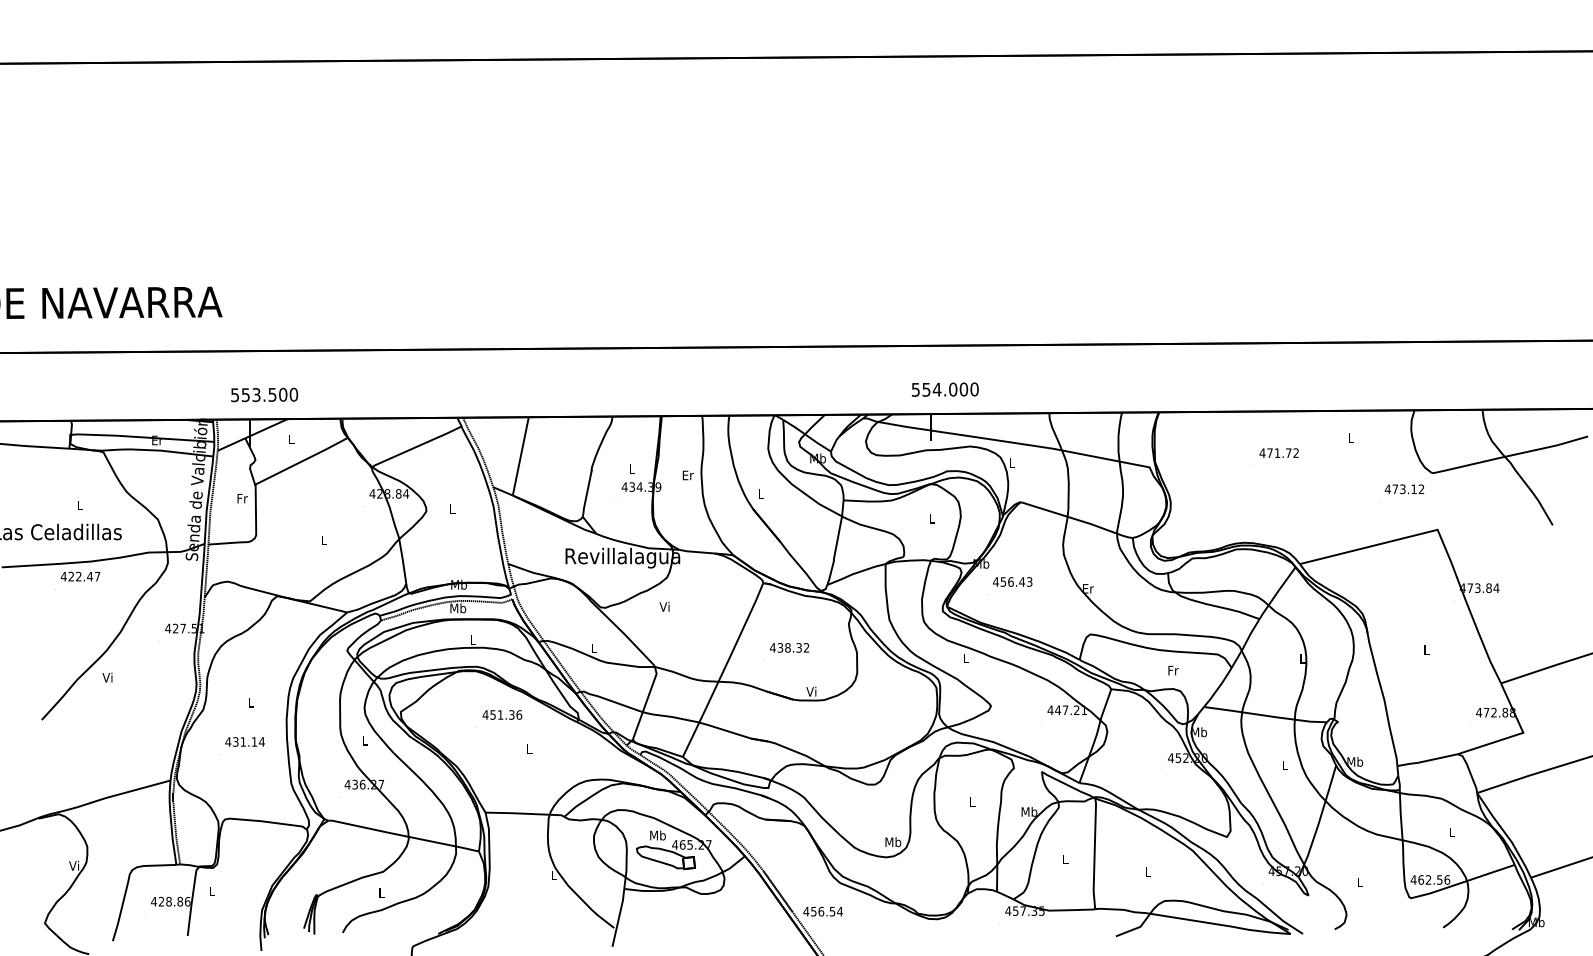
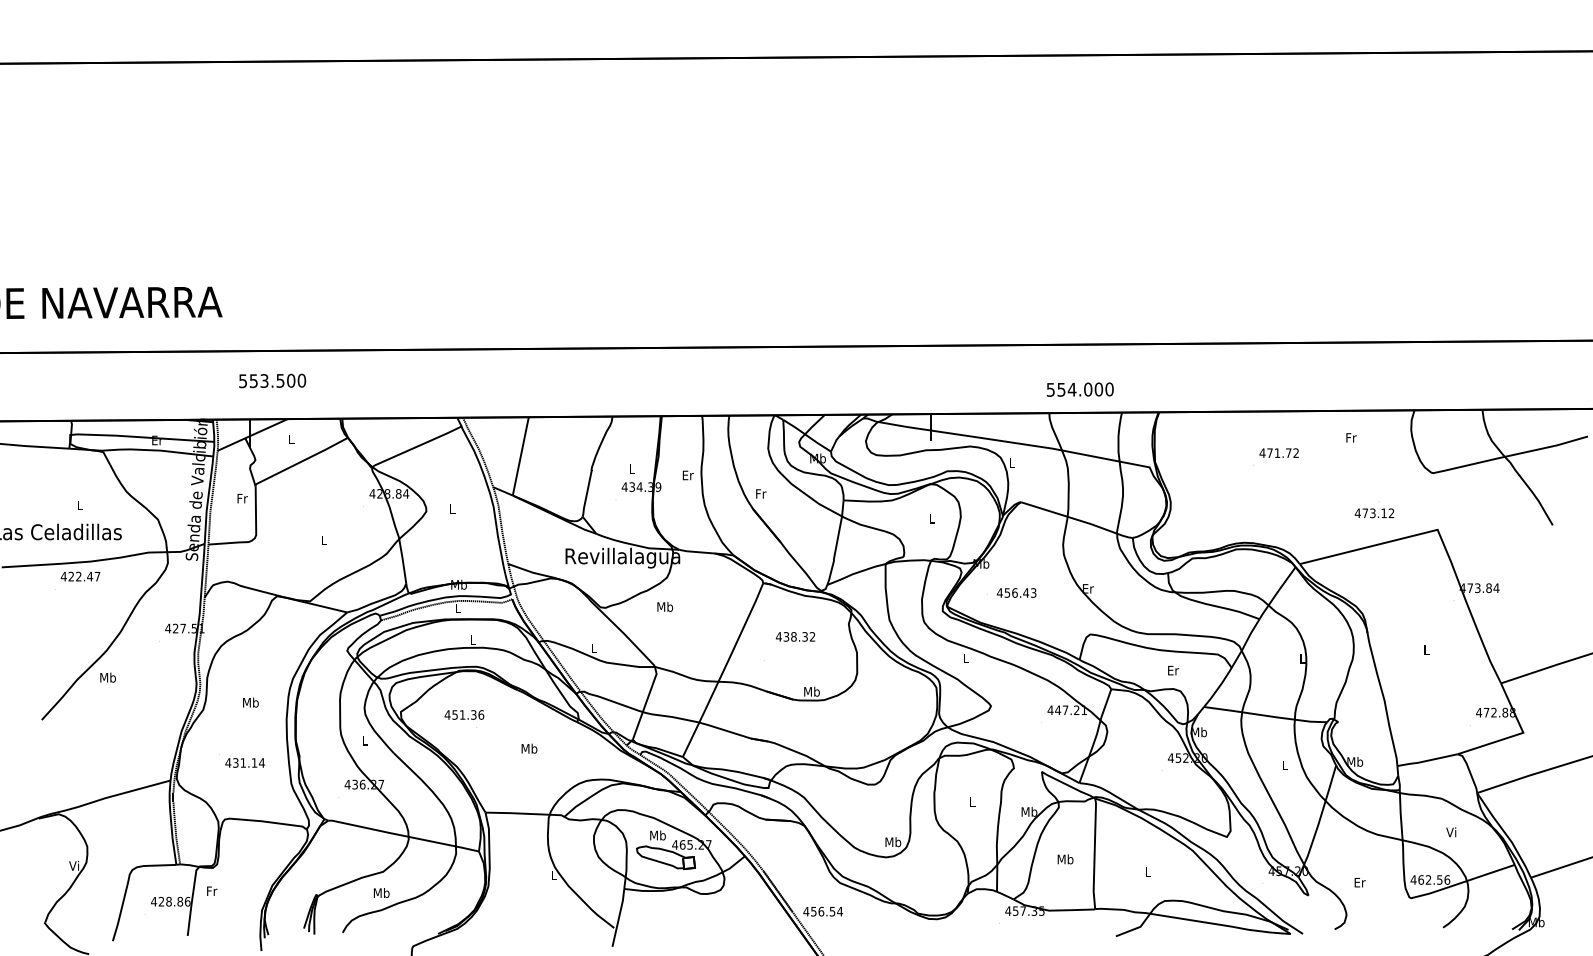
text position: (944, 389) -> (1079, 389) (1079, 389)
text position: (264, 394) -> (272, 380) (272, 380)
text: L -> Fr (1351, 437)
text position: (1404, 489) -> (1374, 513) (1374, 513)
text: L -> Fr (761, 493)
text position: (1012, 581) -> (1016, 592) (1016, 592)
text: Vi -> Mb (665, 606)
text: Mb -> L (458, 608)
text position: (789, 647) -> (795, 636) (795, 636)
text: Fr -> Er (1173, 670)
text: Vi -> Mb (107, 677)
text: Vi -> Mb (811, 691)
text: L -> Mb (250, 702)
text position: (502, 714) -> (464, 714) (464, 714)
text position: (244, 741) -> (244, 762) (244, 762)
text: L -> Mb (529, 748)
text: L -> Vi (1451, 832)
text: L -> Mb (1065, 859)
text: L -> Er (1359, 882)
text: L -> Fr (212, 890)
text: L -> Mb (381, 892)
